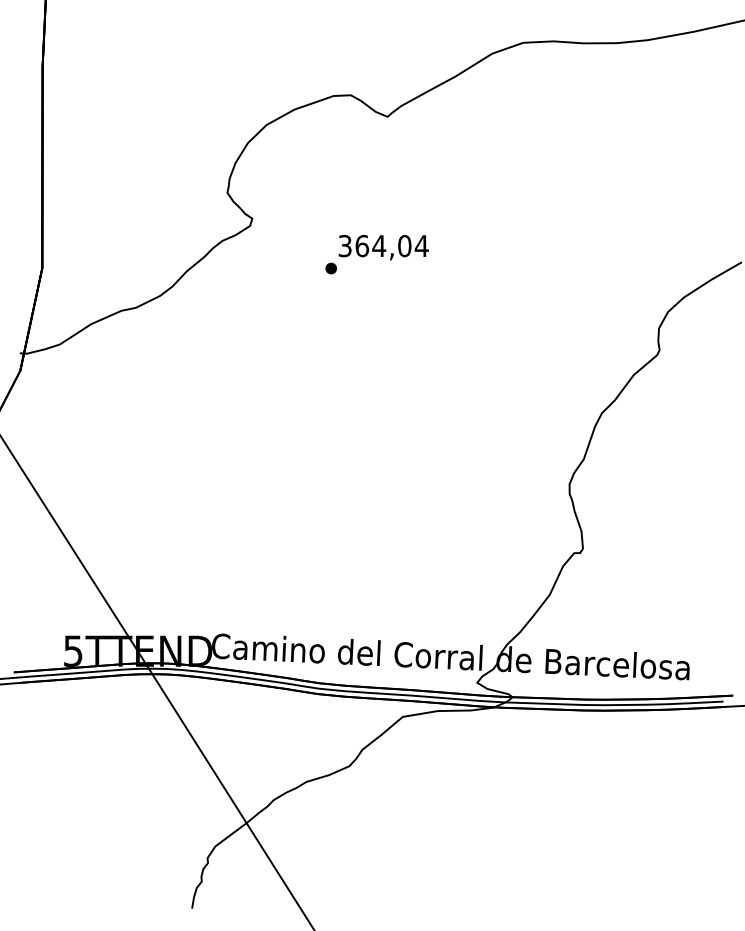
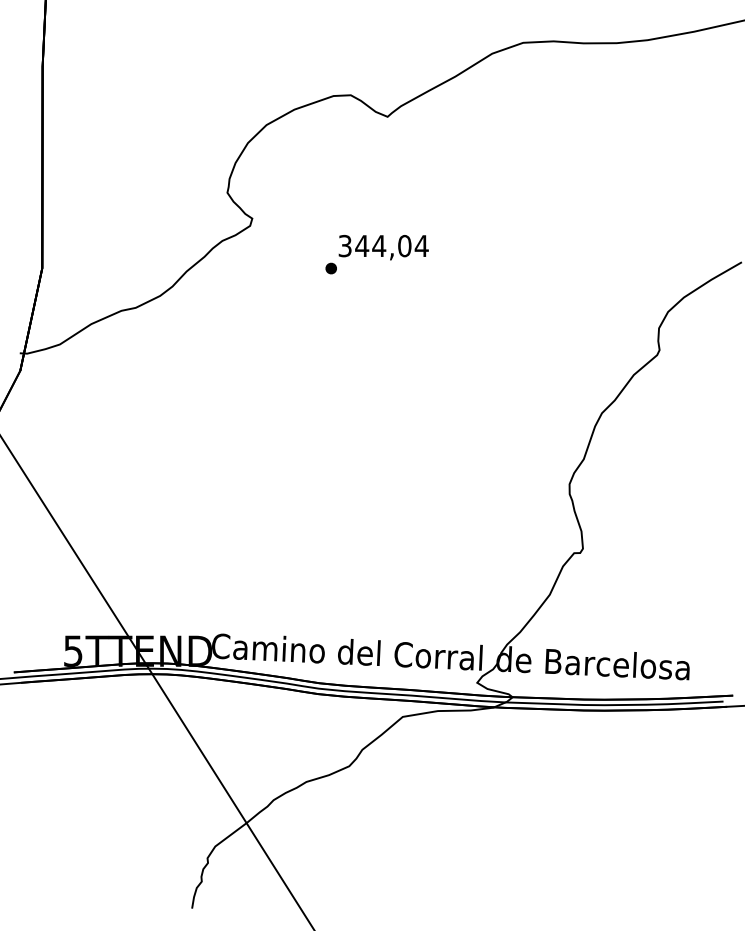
text: 364,04 -> 344,04 (362, 245)
